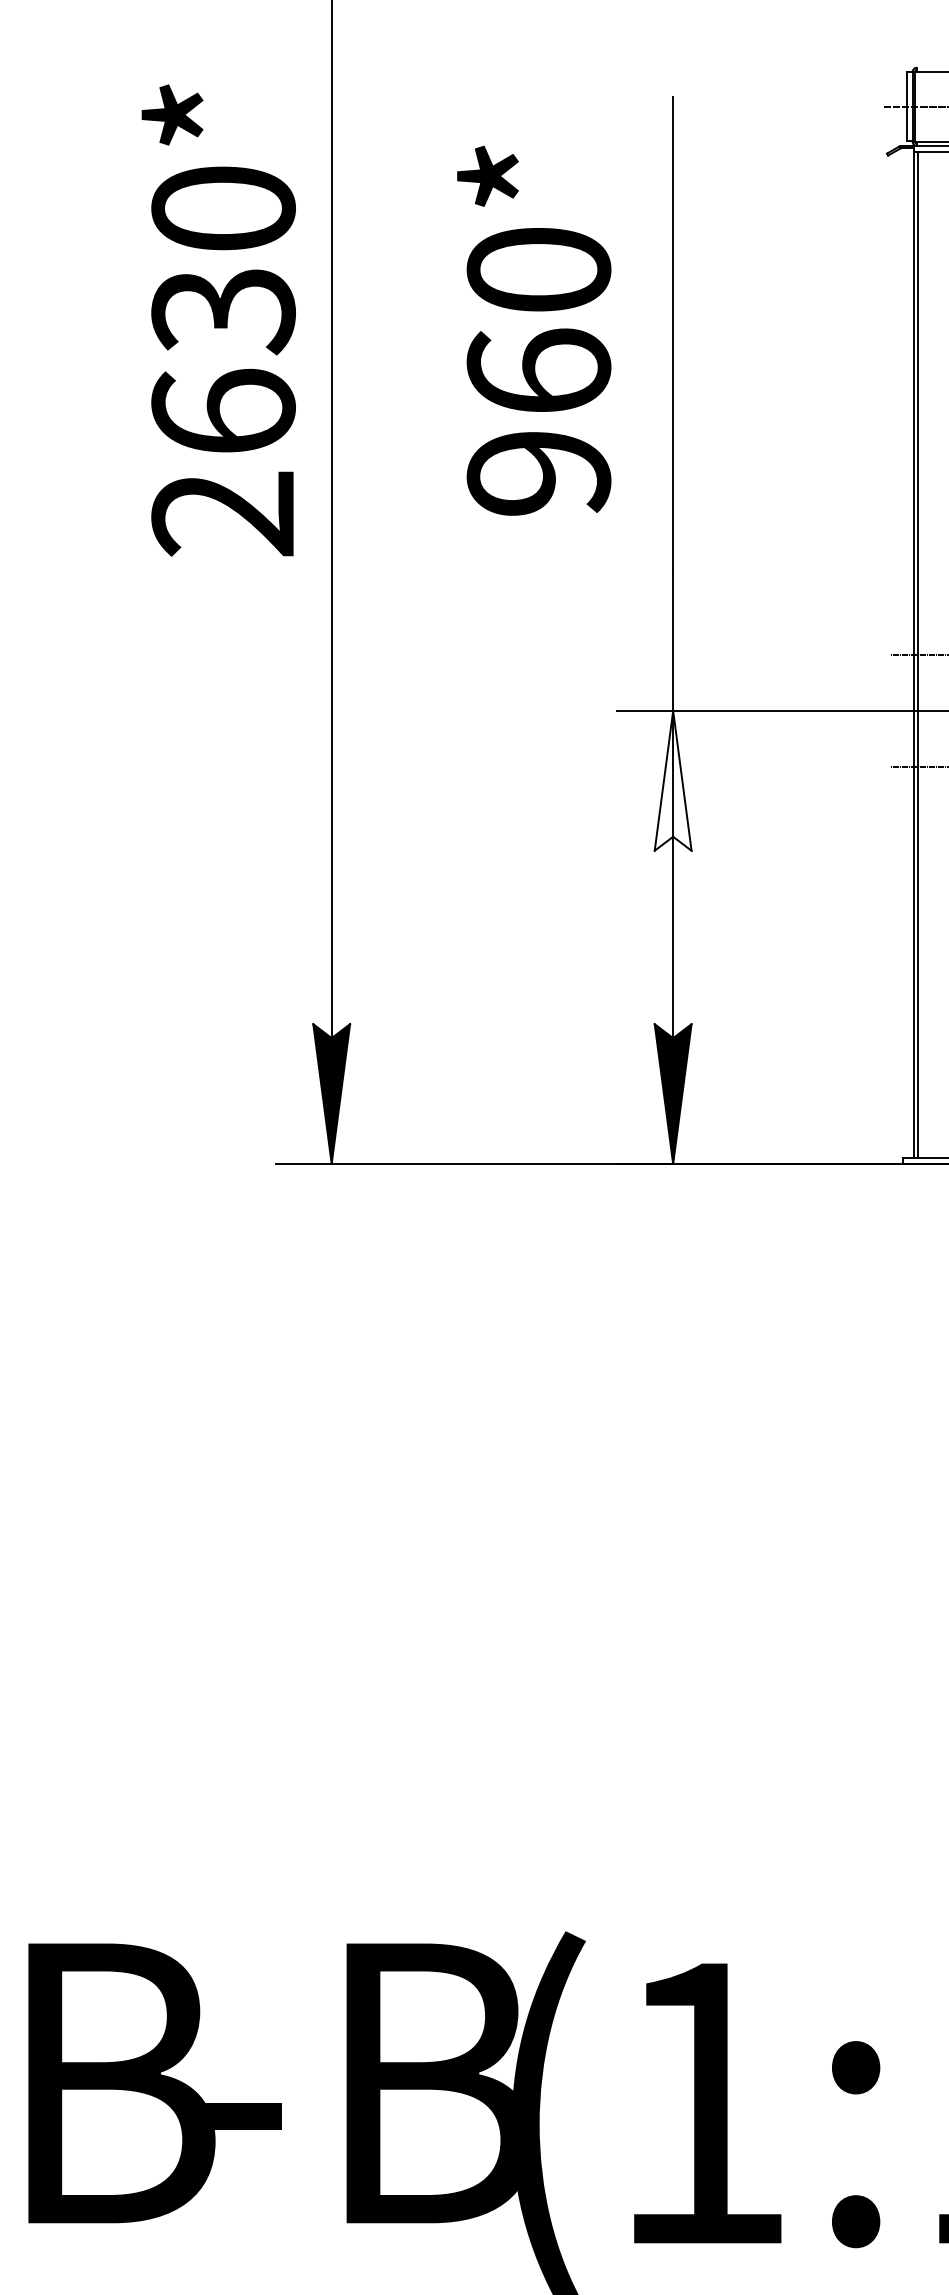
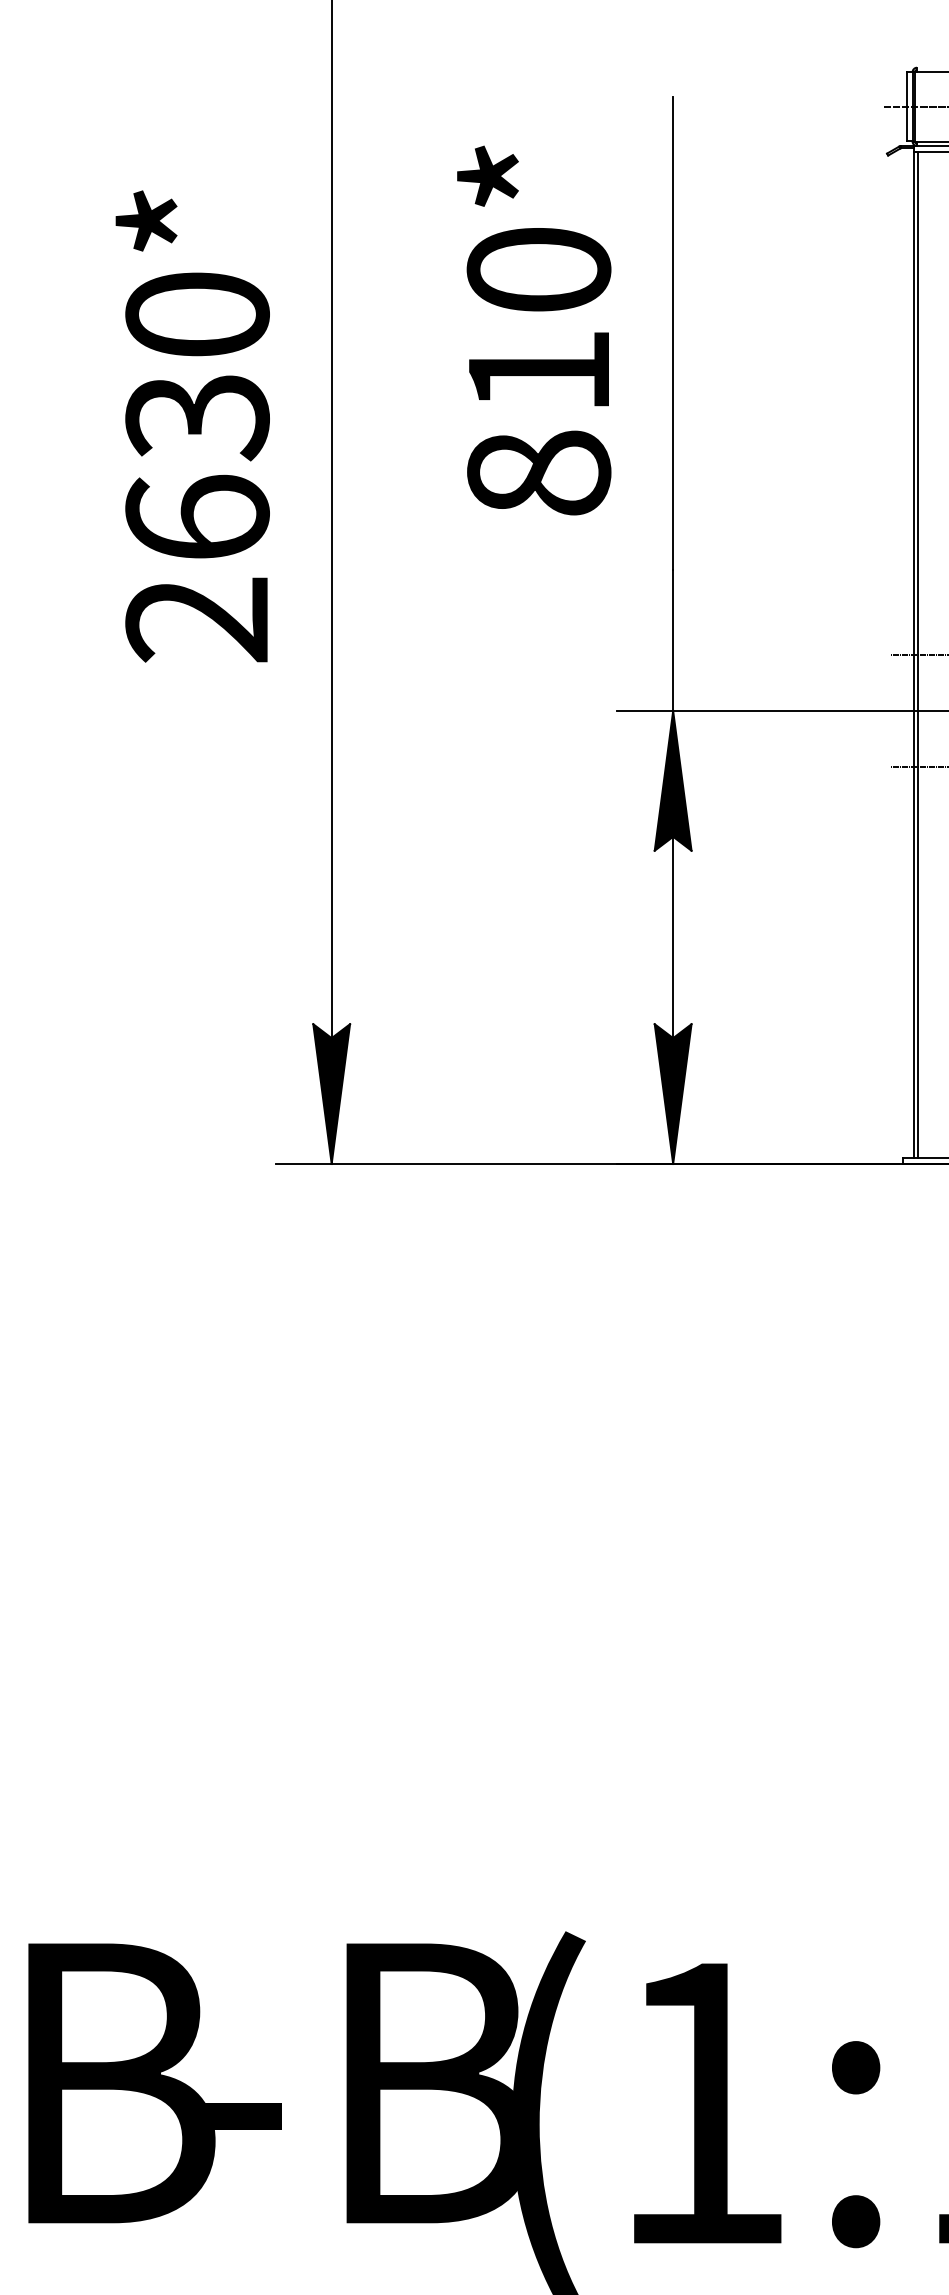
text position: (218, 320) -> (192, 426) (192, 426)
text: 960* -> 810* (538, 421)
fill: none -> present (672, 780)
